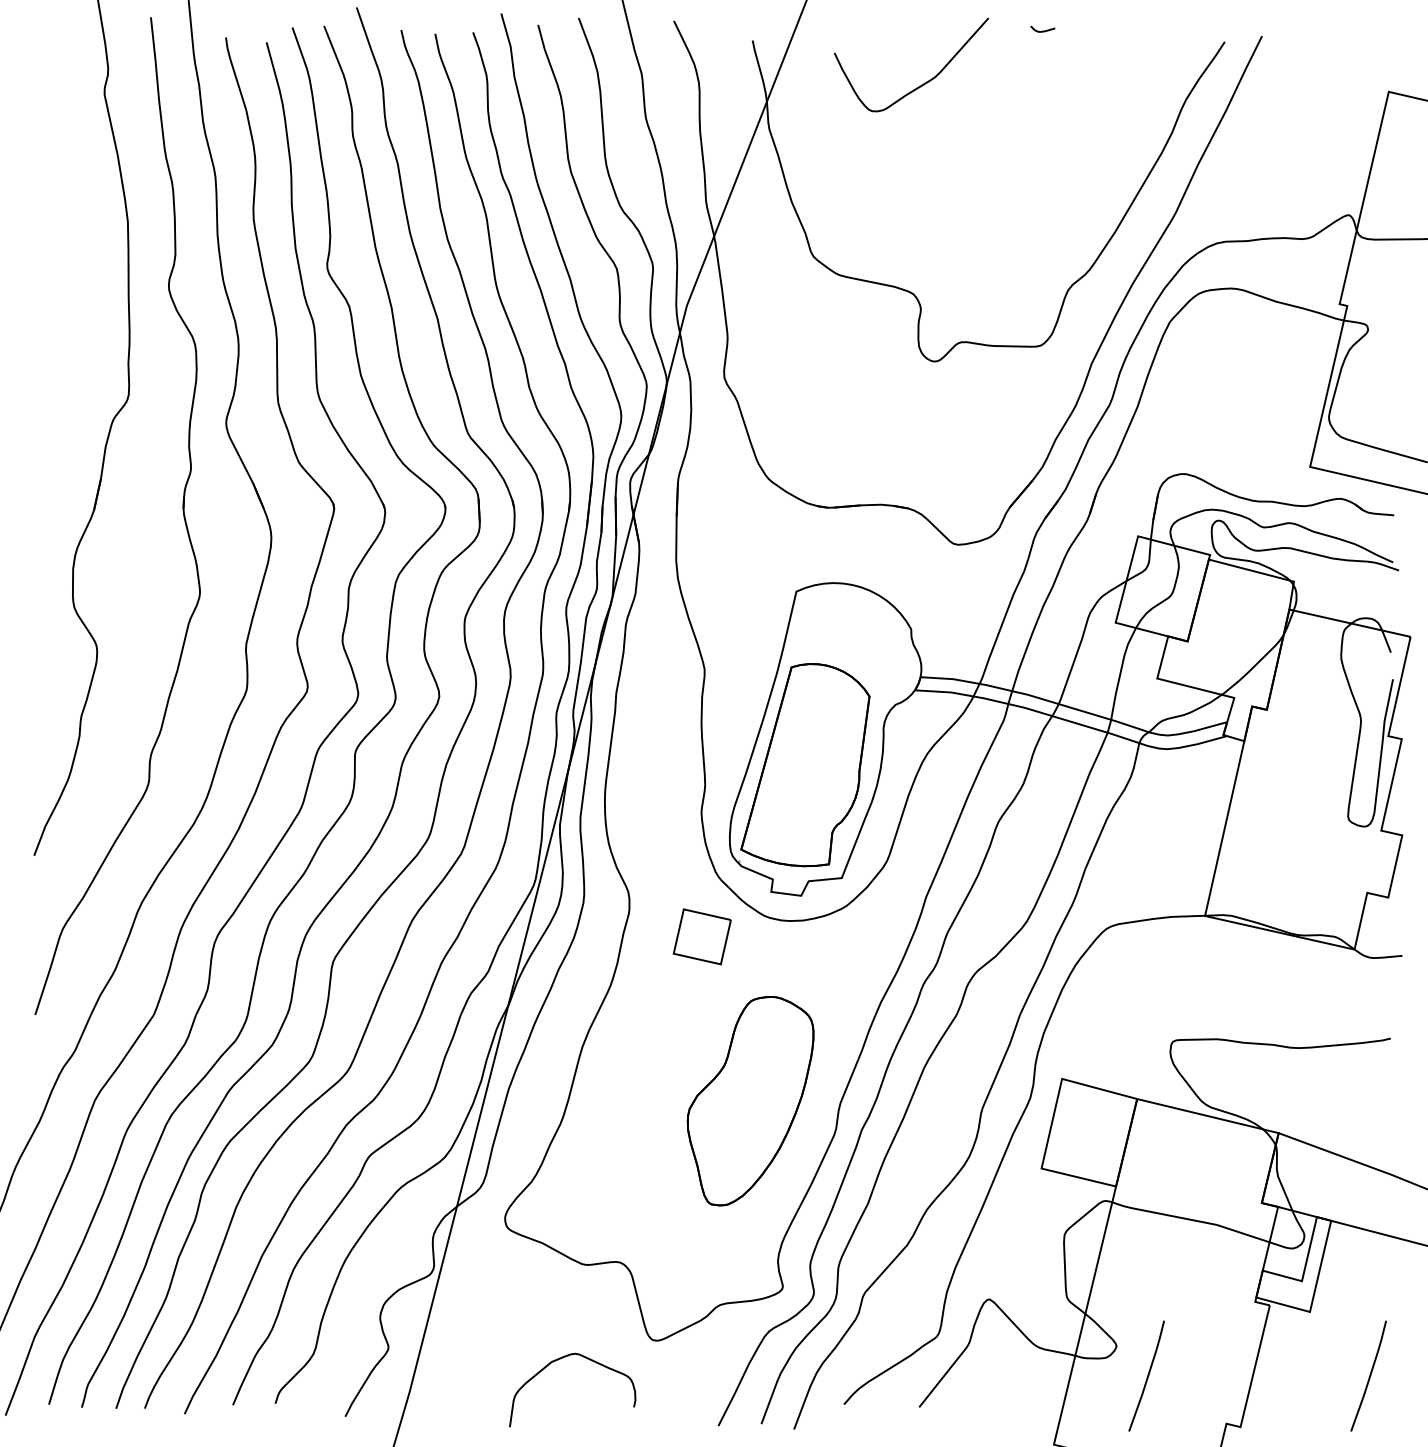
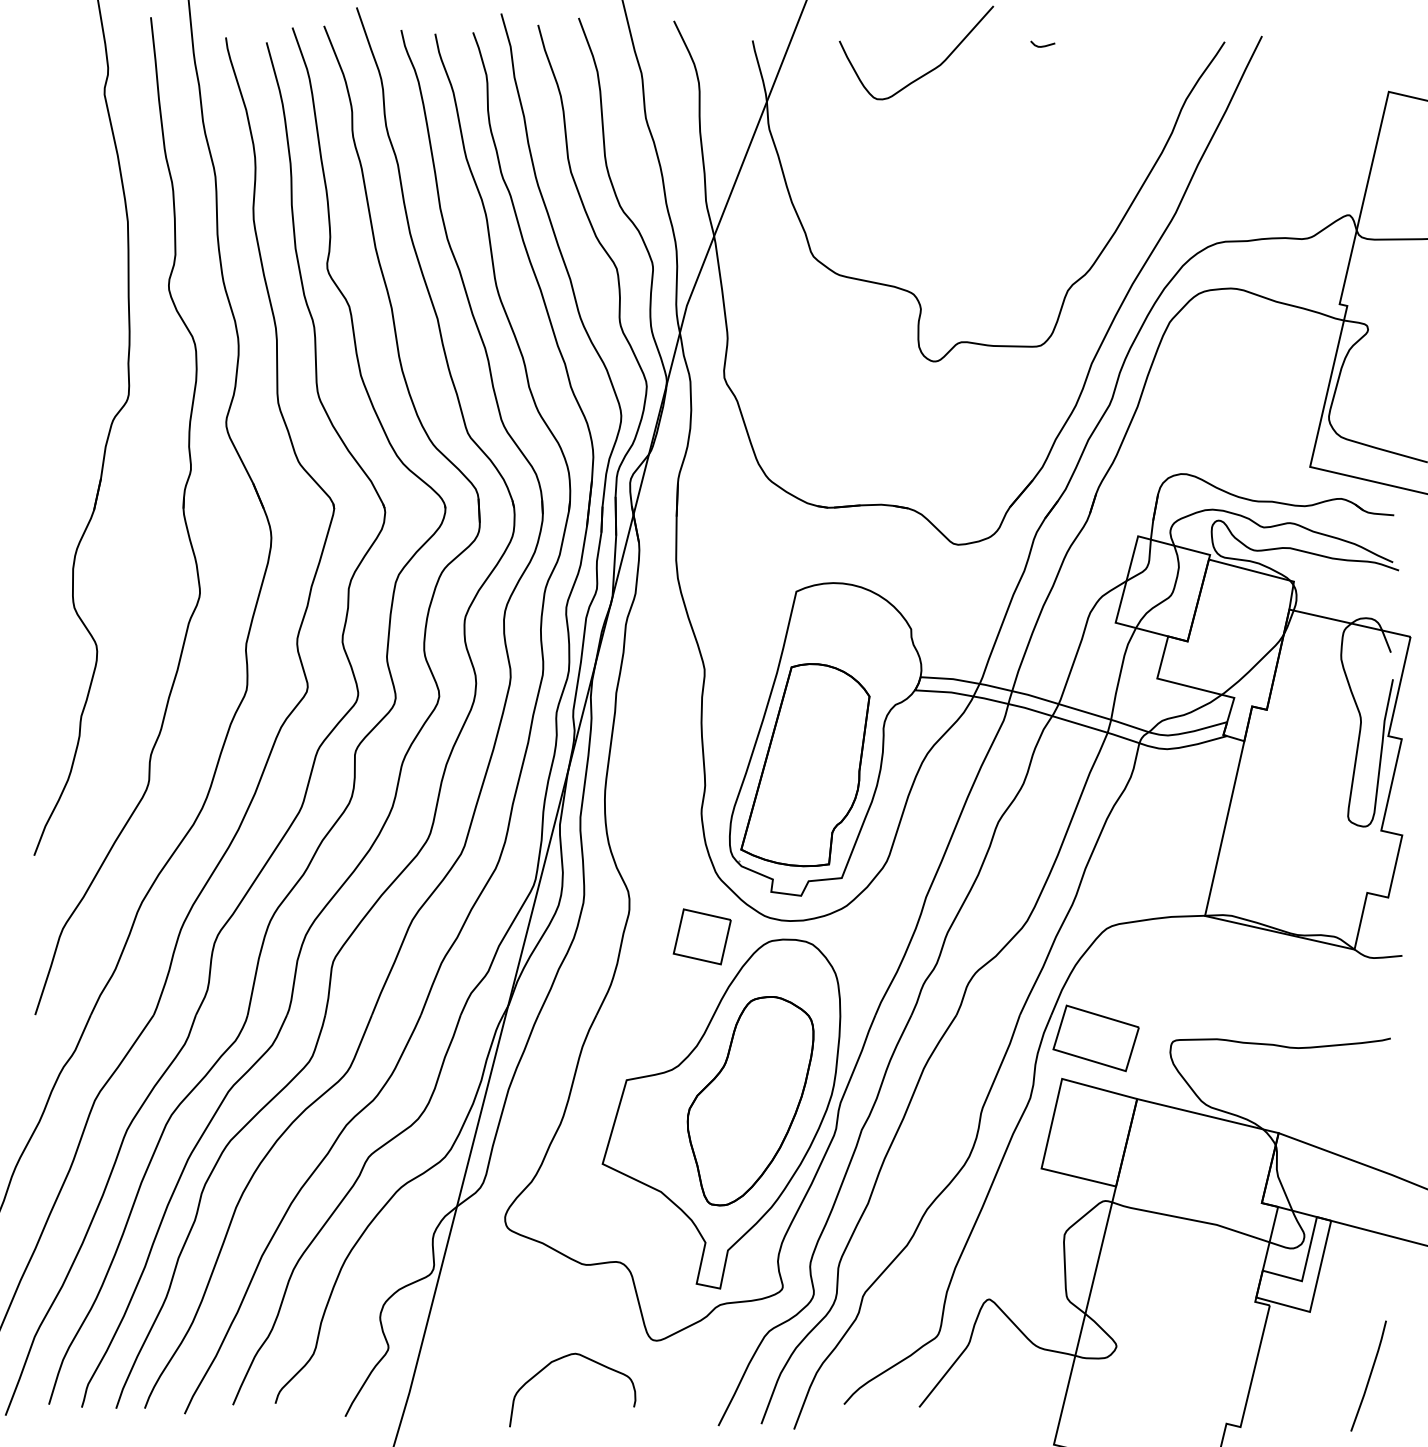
curve position: (1042, 30) -> (1042, 45) (1042, 45)
curve position: (921, 84) -> (926, 72) (926, 72)
part: none -> present (1095, 1038)
part: none -> present (721, 1113)
line: present -> none (1147, 1375)
